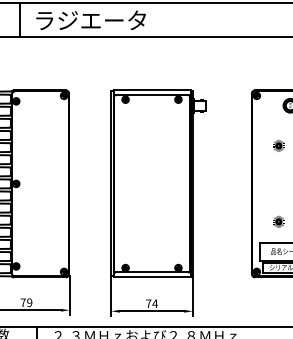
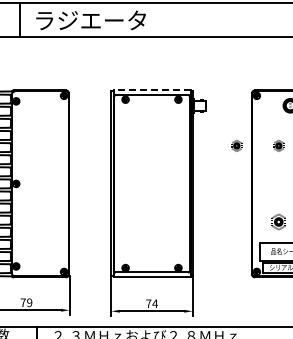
line: solid -> dashed (152, 90)
part: none -> present (236, 145)
part size: 12x13 px -> 15x18 px (278, 221)
